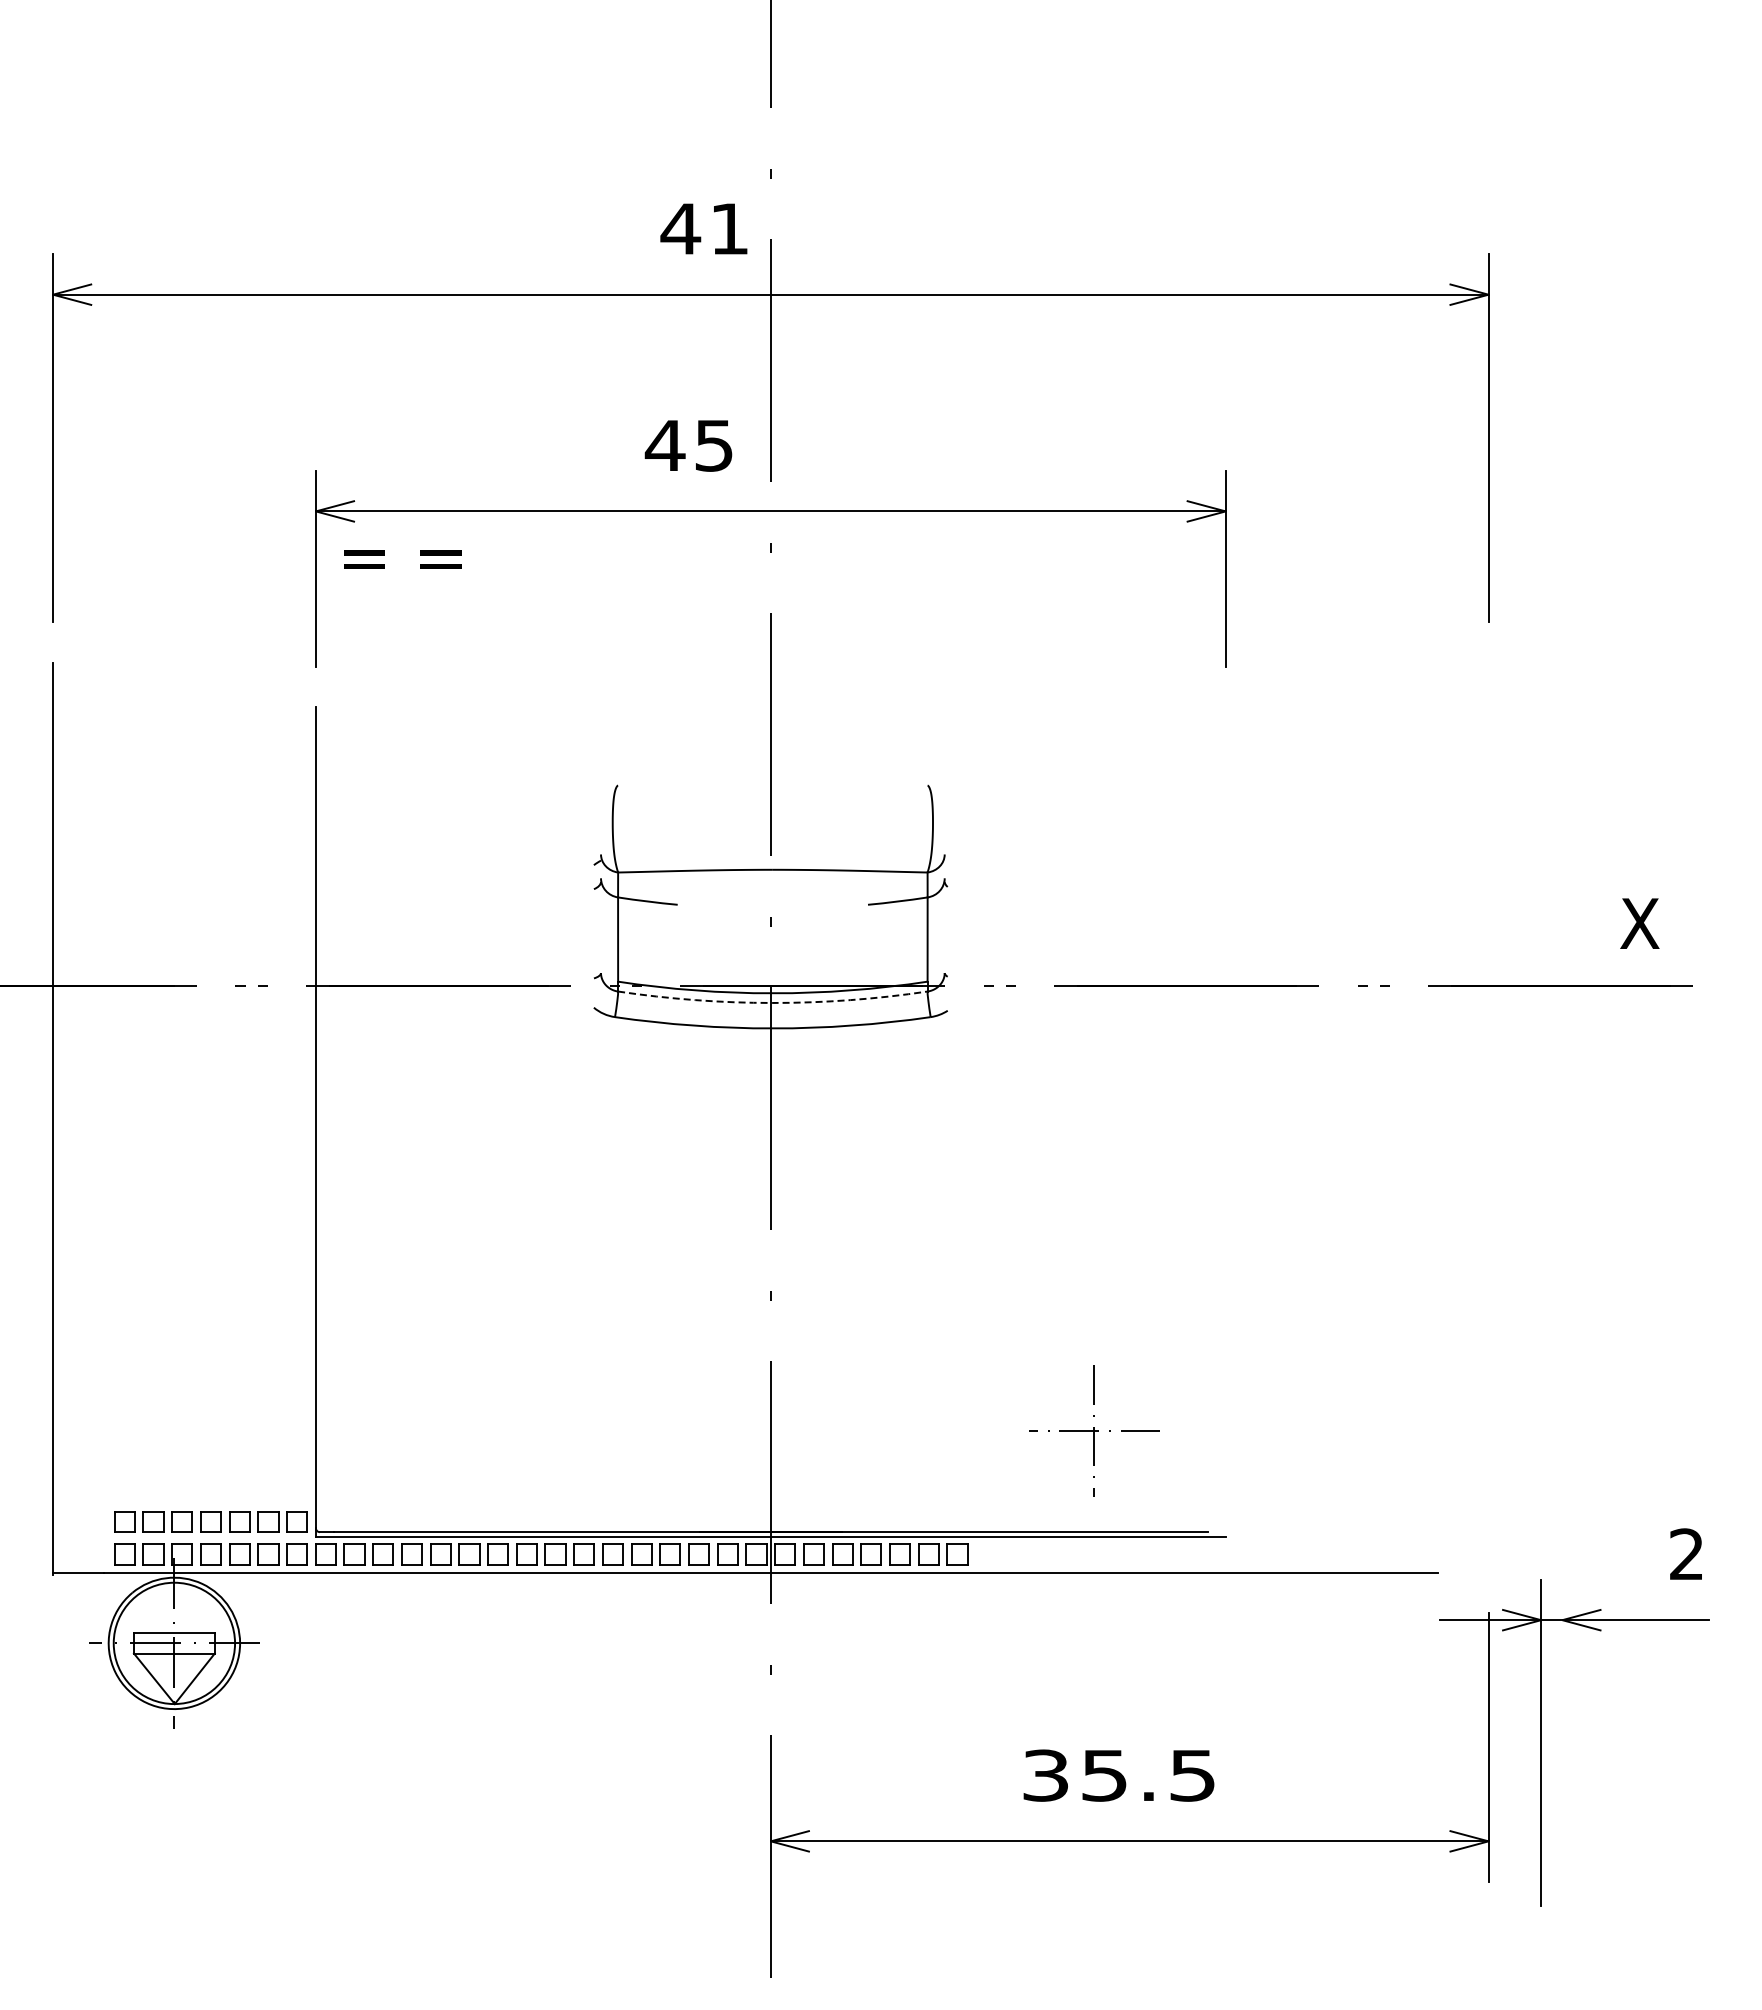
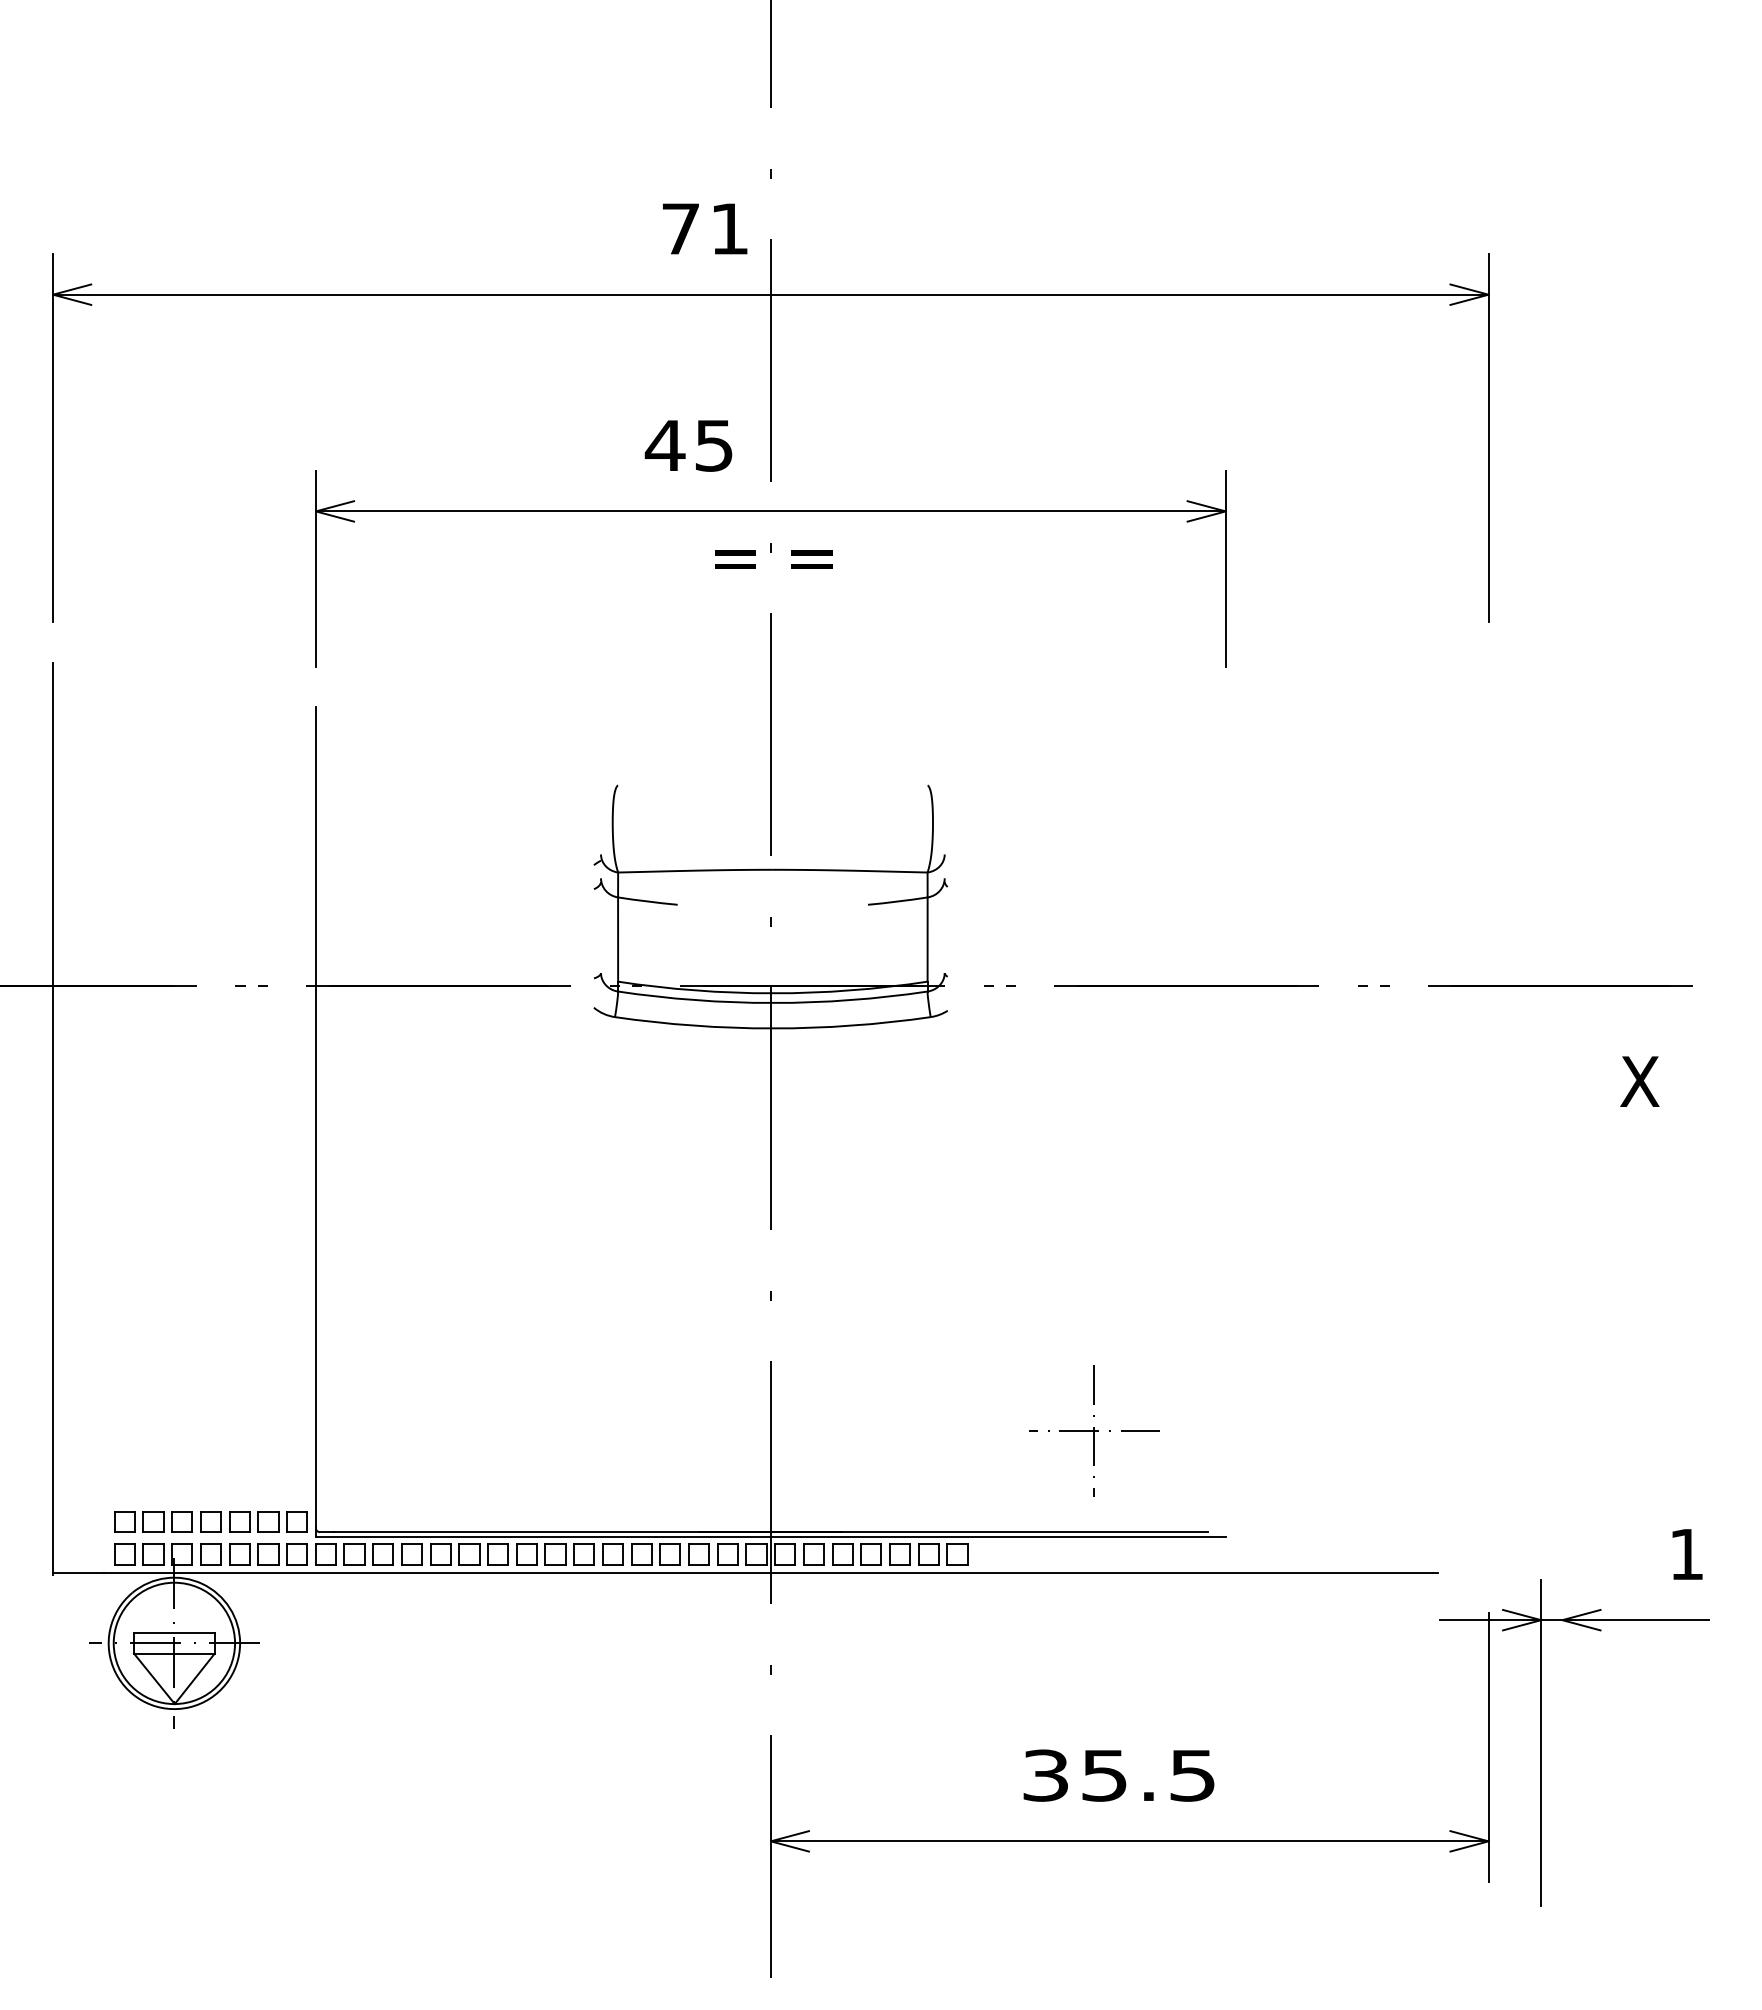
text: 41 -> 71 (680, 228)
text position: (402, 559) -> (773, 559) (773, 559)
text position: (1639, 923) -> (1639, 1081) (1639, 1081)
arc: dashed -> solid (772, 1002)
text: 2 -> 1 (1686, 1553)
